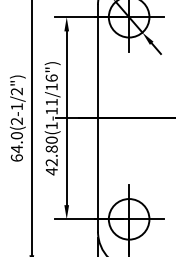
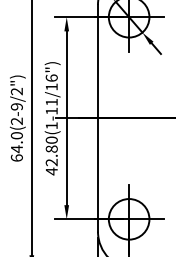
text: 64.0(2-1/2") -> 64.0(2-9/2") (16, 106)
